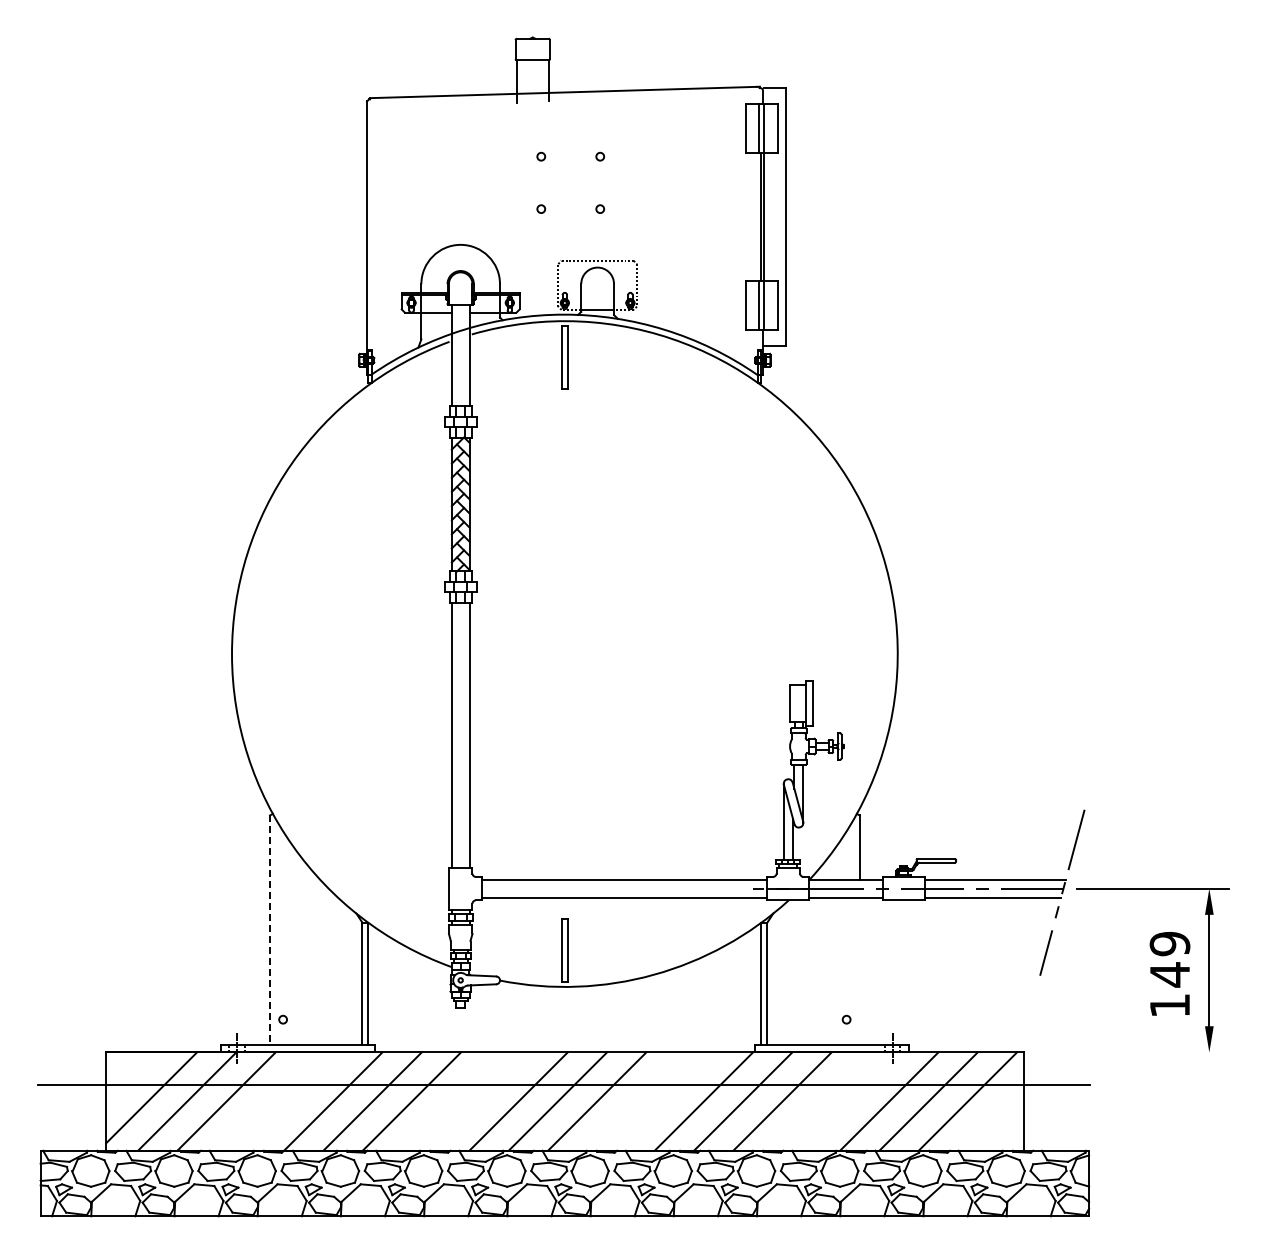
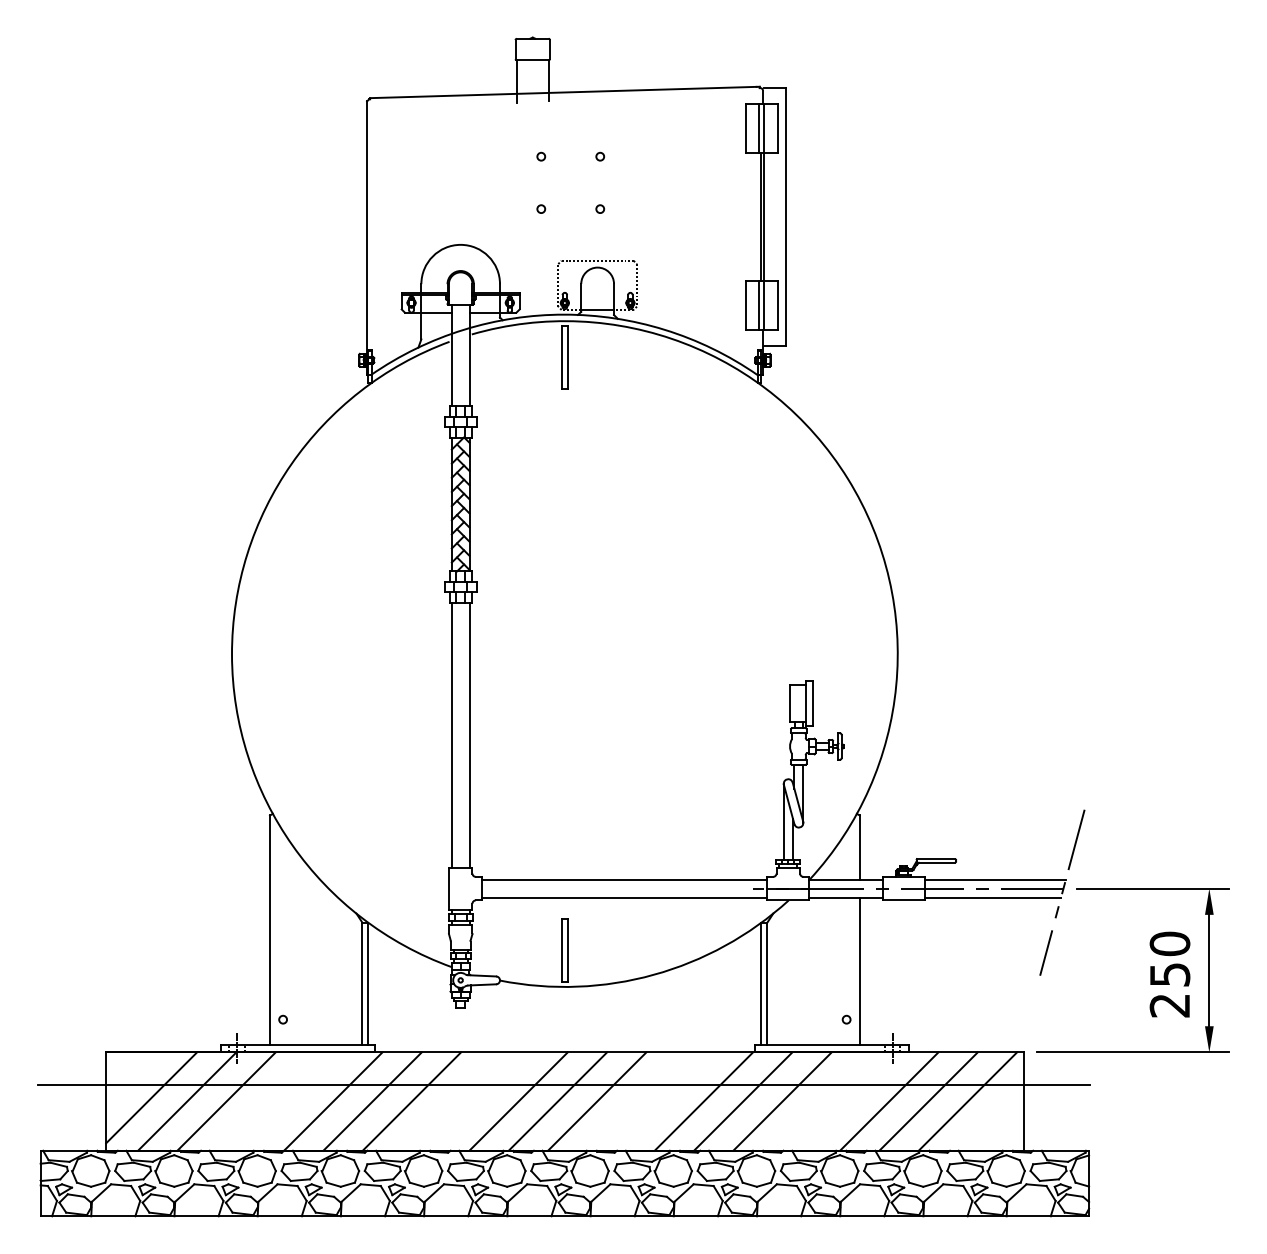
line: dashed -> solid (270, 930)
line: none -> present (859, 970)
text: 149 -> 250 (1169, 974)
line: none -> present (1132, 1052)
